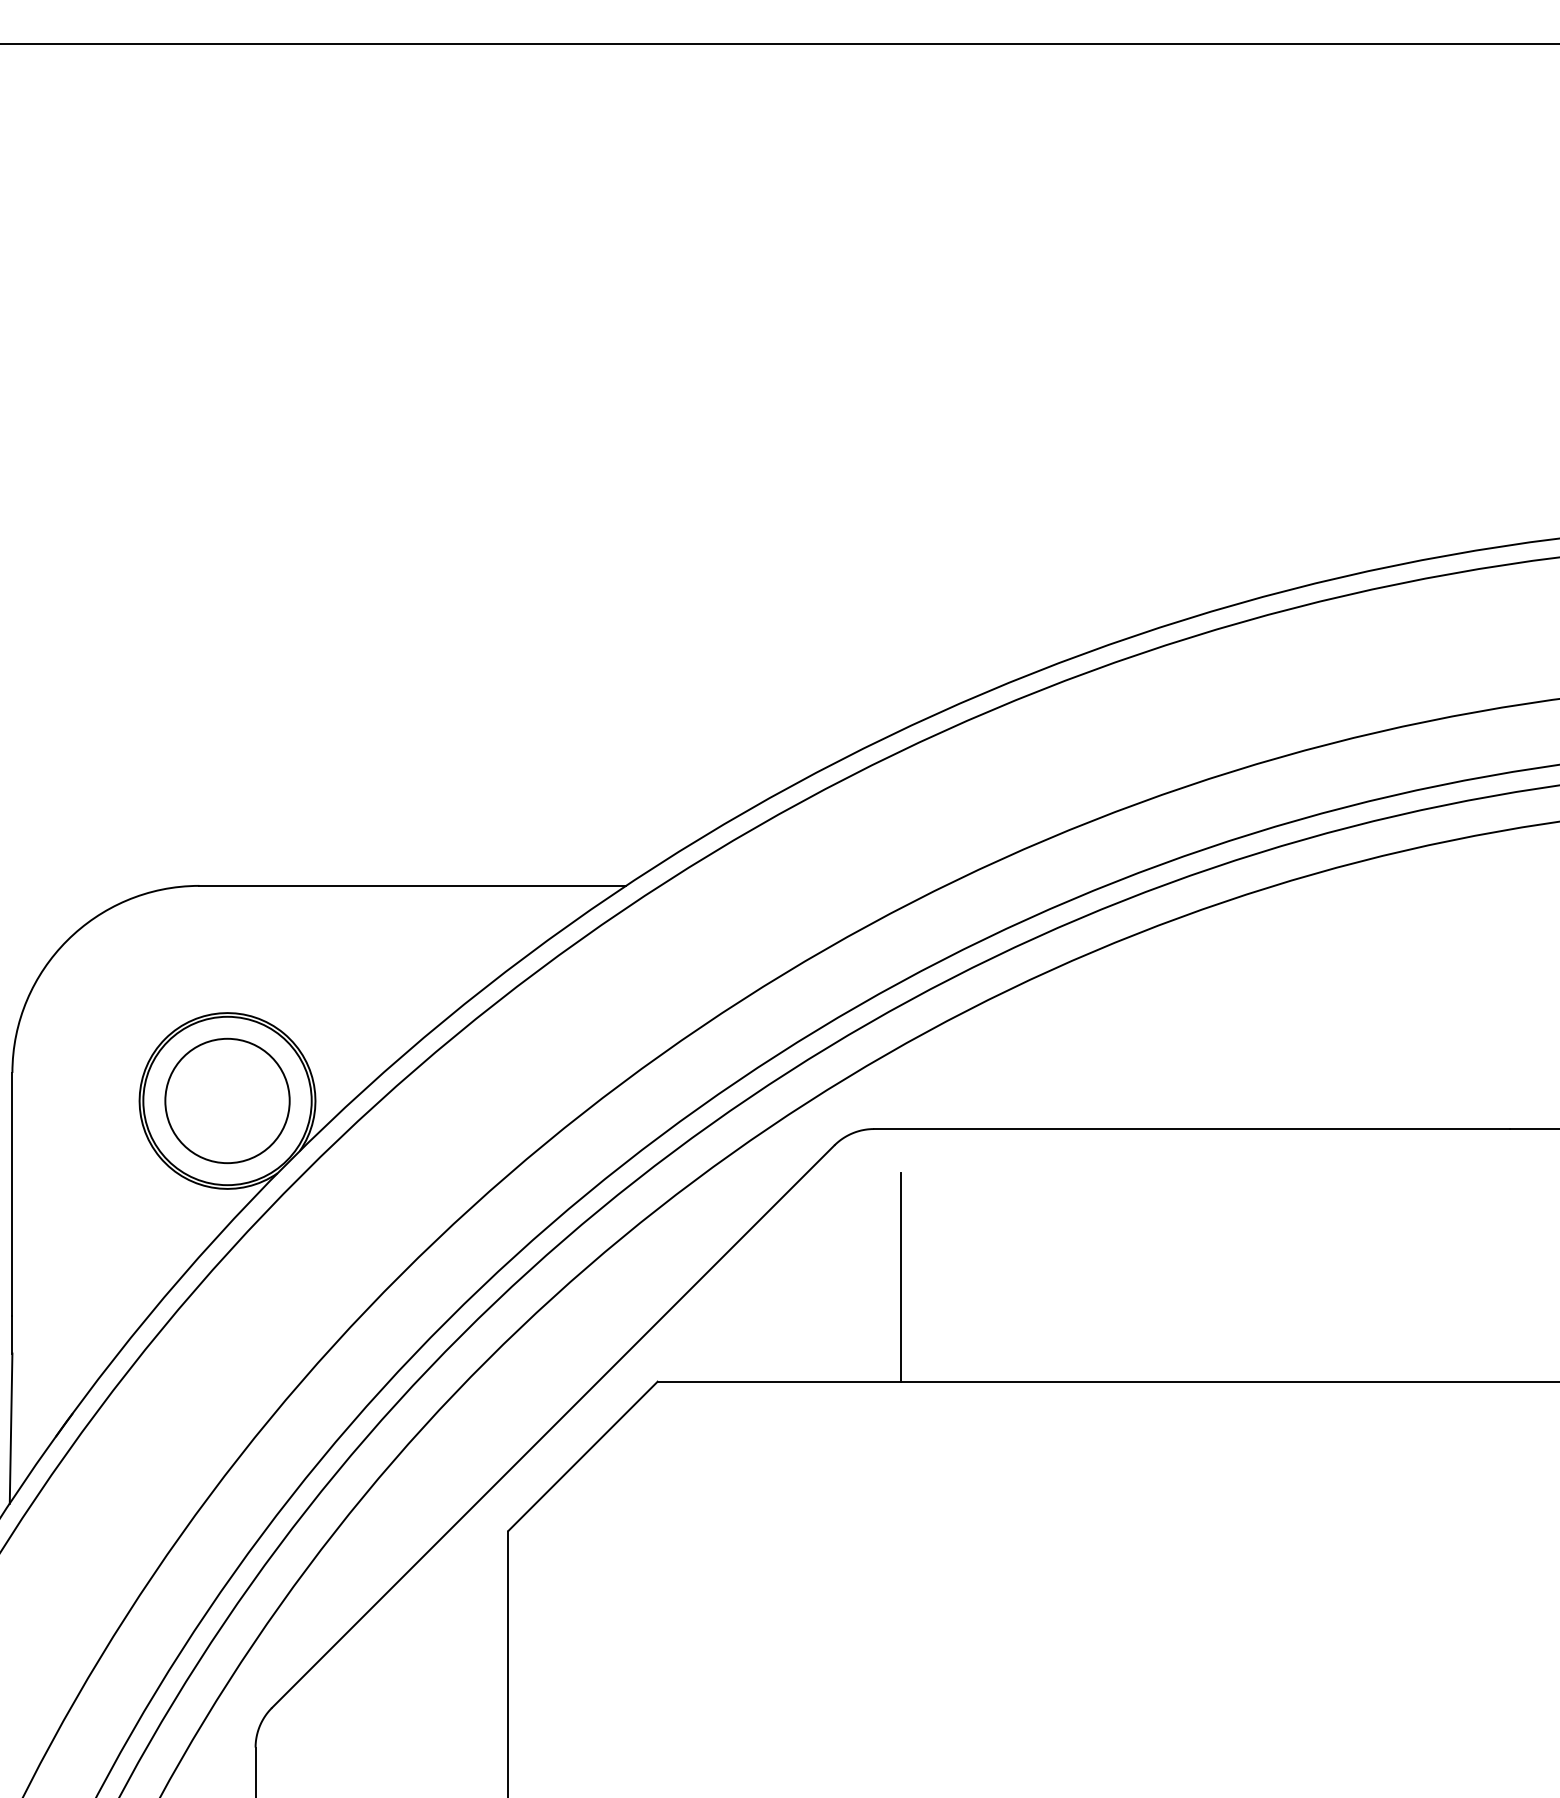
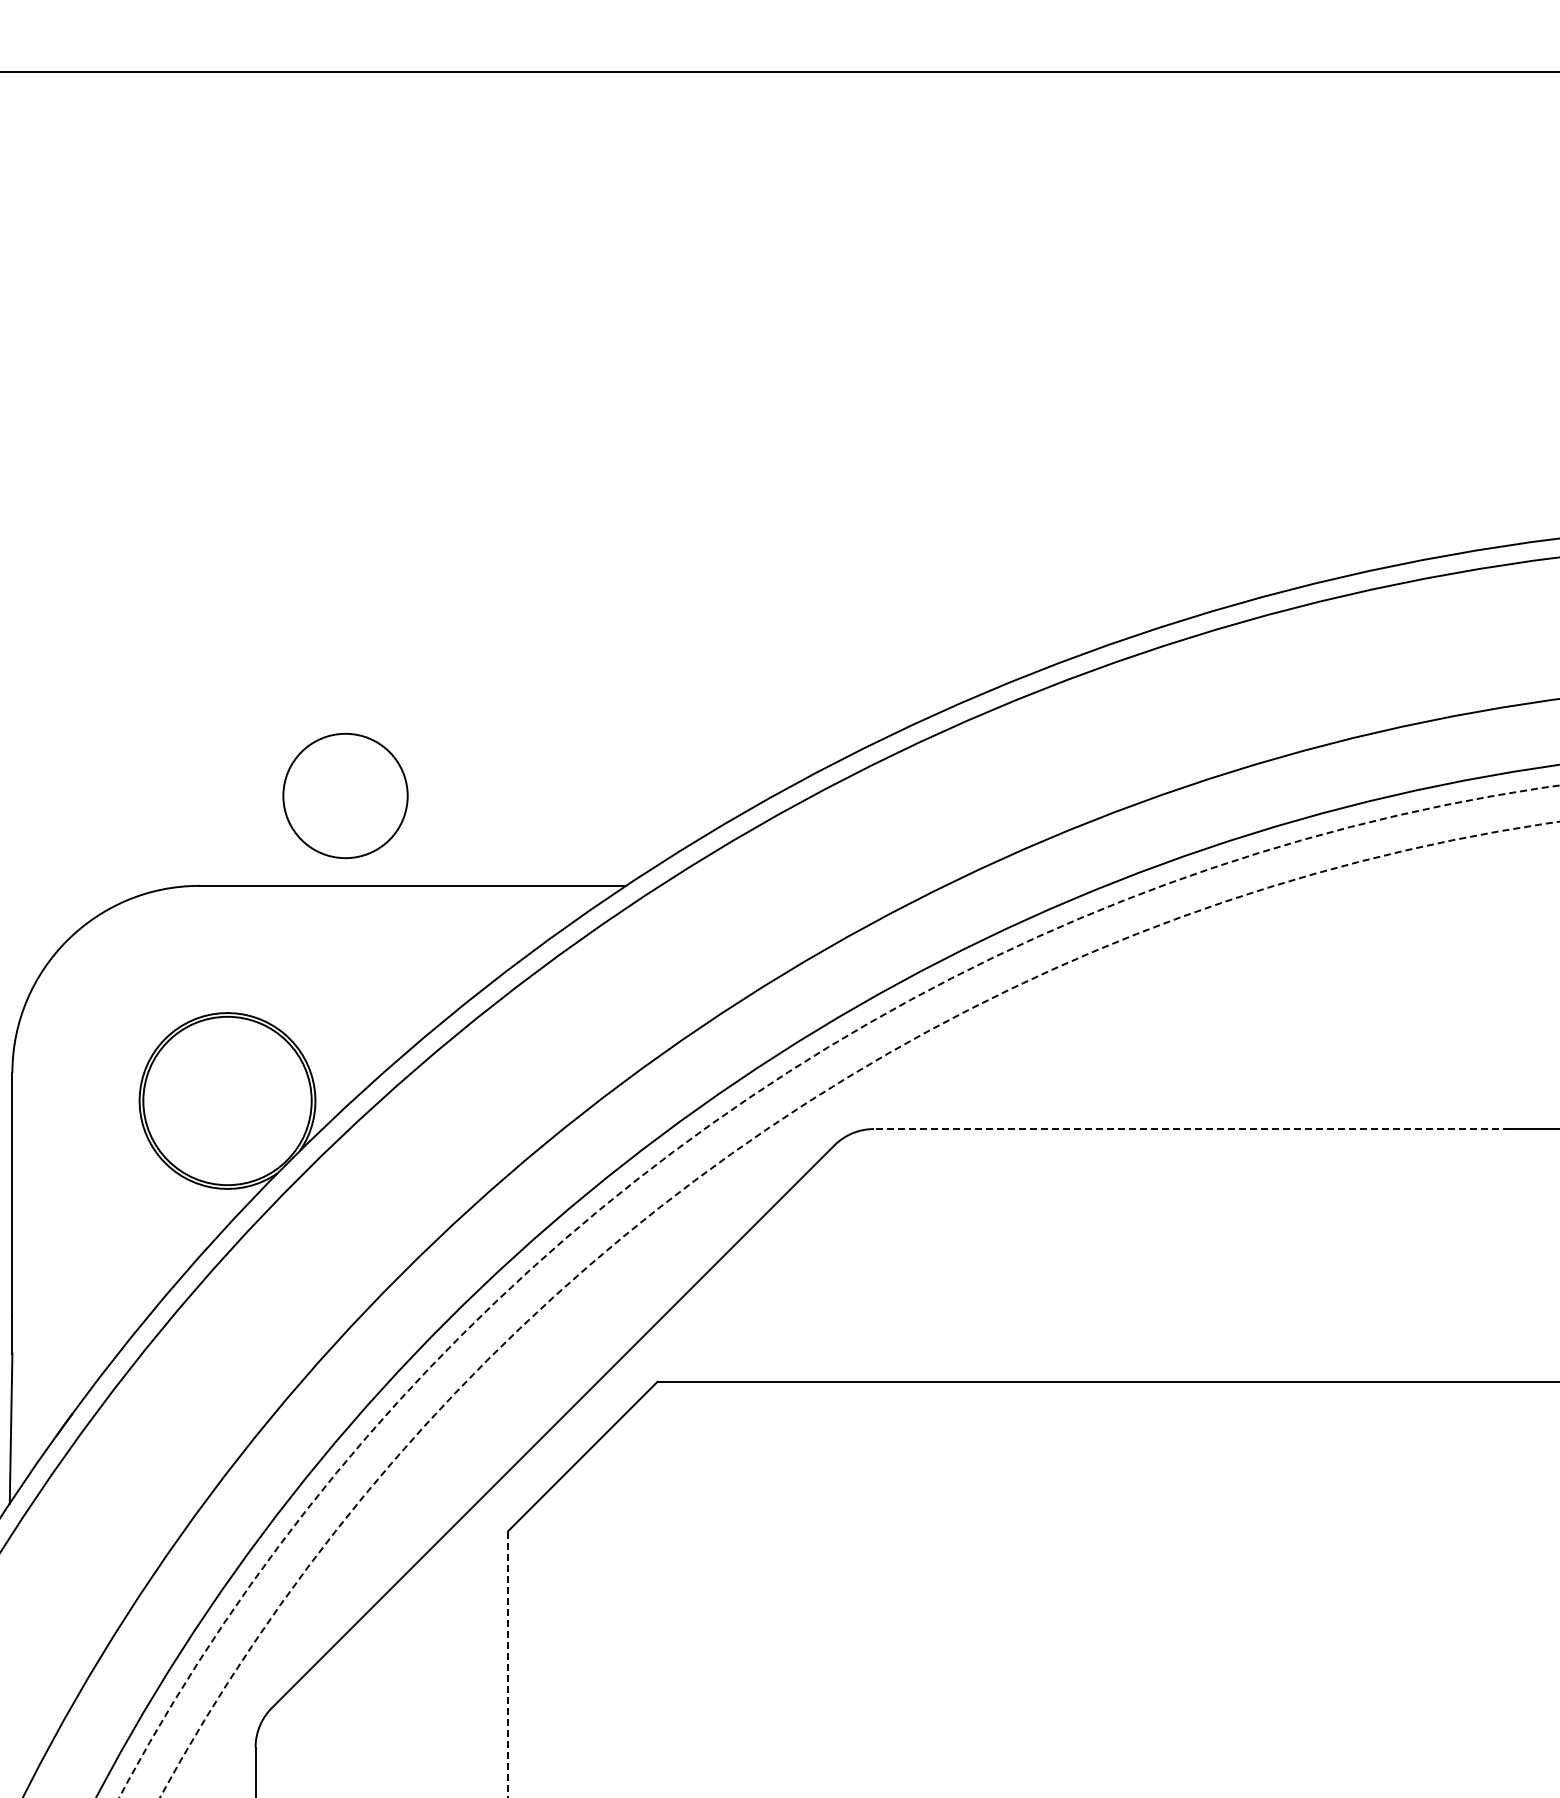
line position: (779, 44) -> (779, 72) (779, 72)
circle position: (227, 1100) -> (345, 795) (345, 795)
line: solid -> dashed (1191, 1129)
line: present -> none (900, 1276)
circle: solid -> dashed (839, 1291)
circle: solid -> dashed (859, 1309)
line: solid -> dashed (508, 1664)
